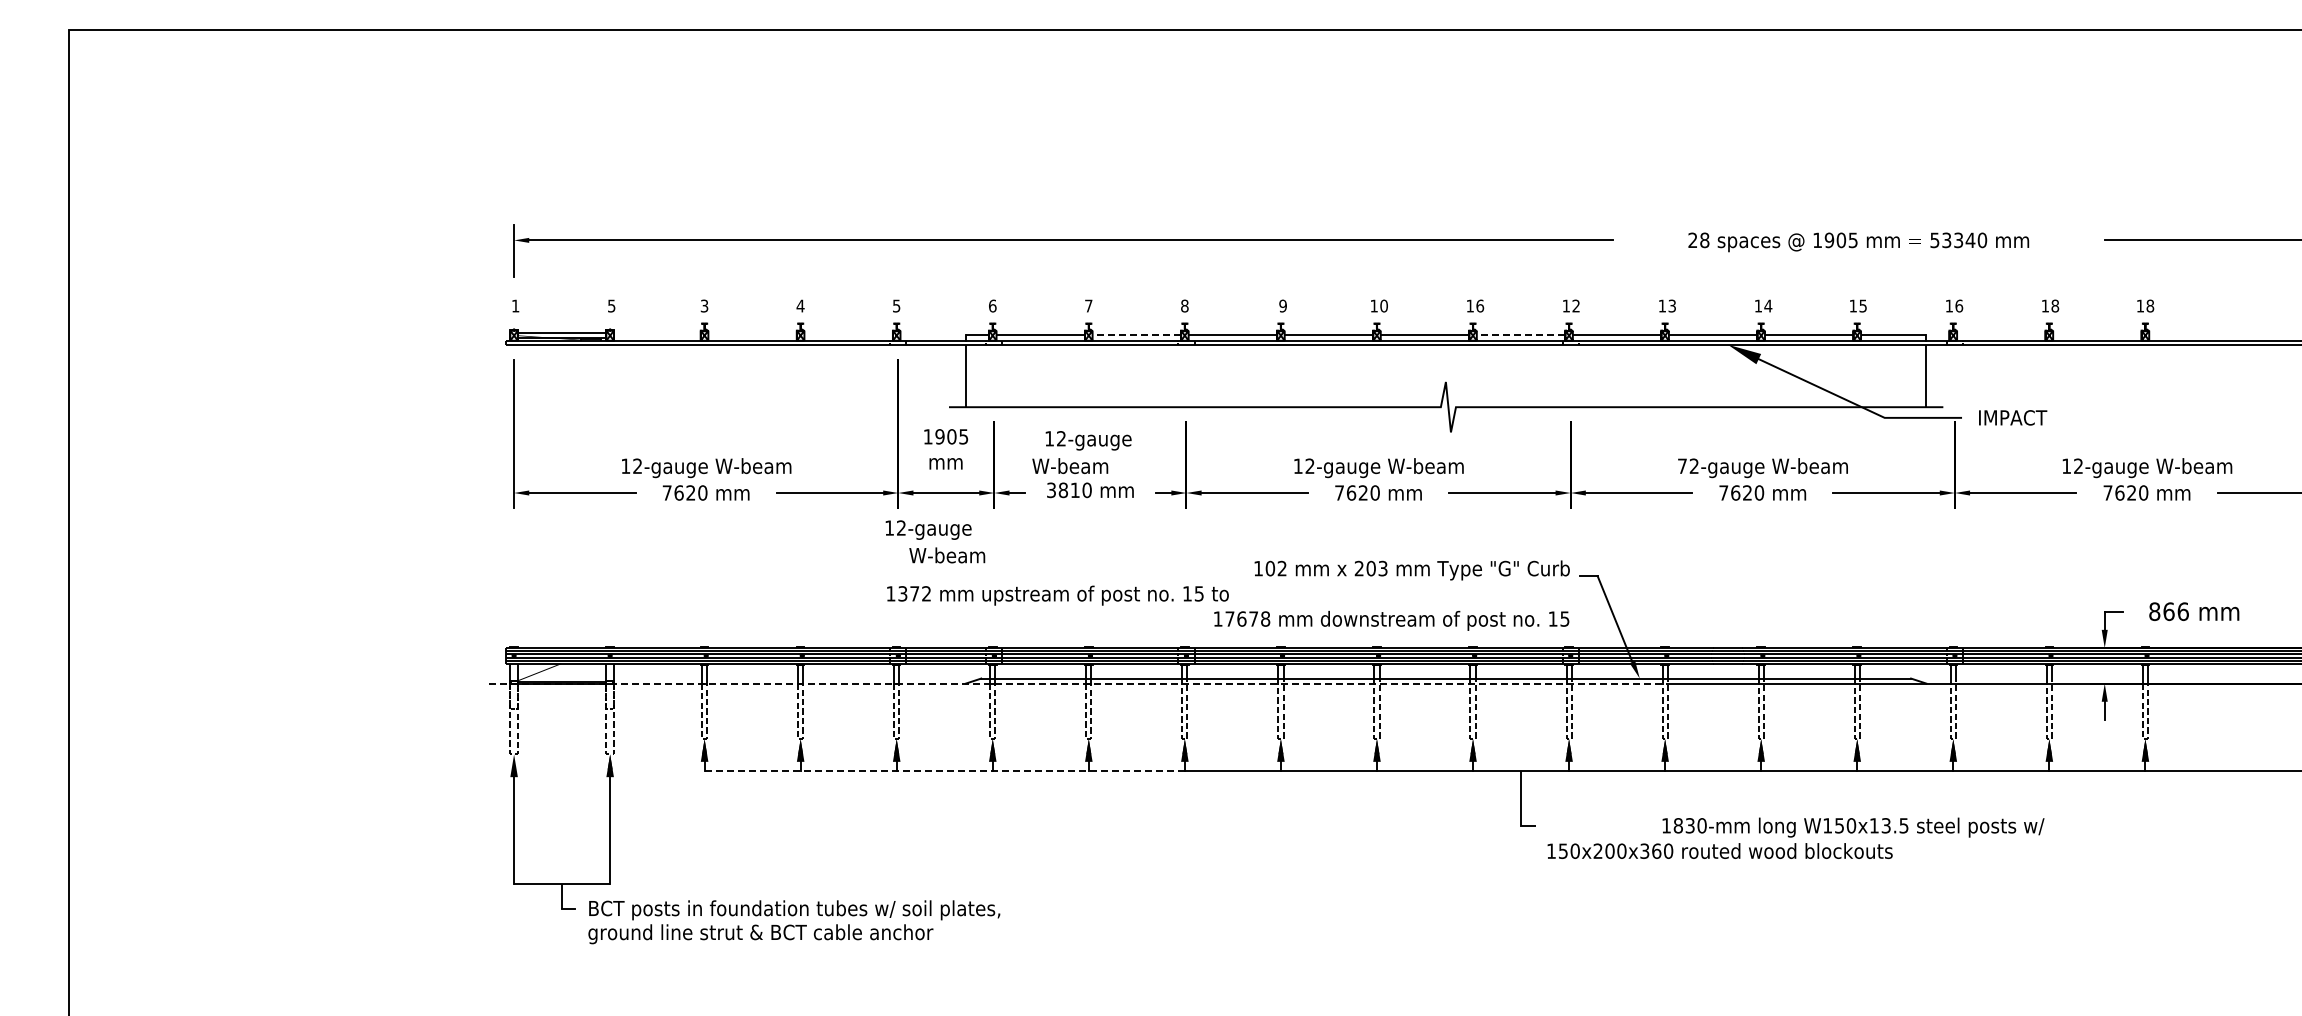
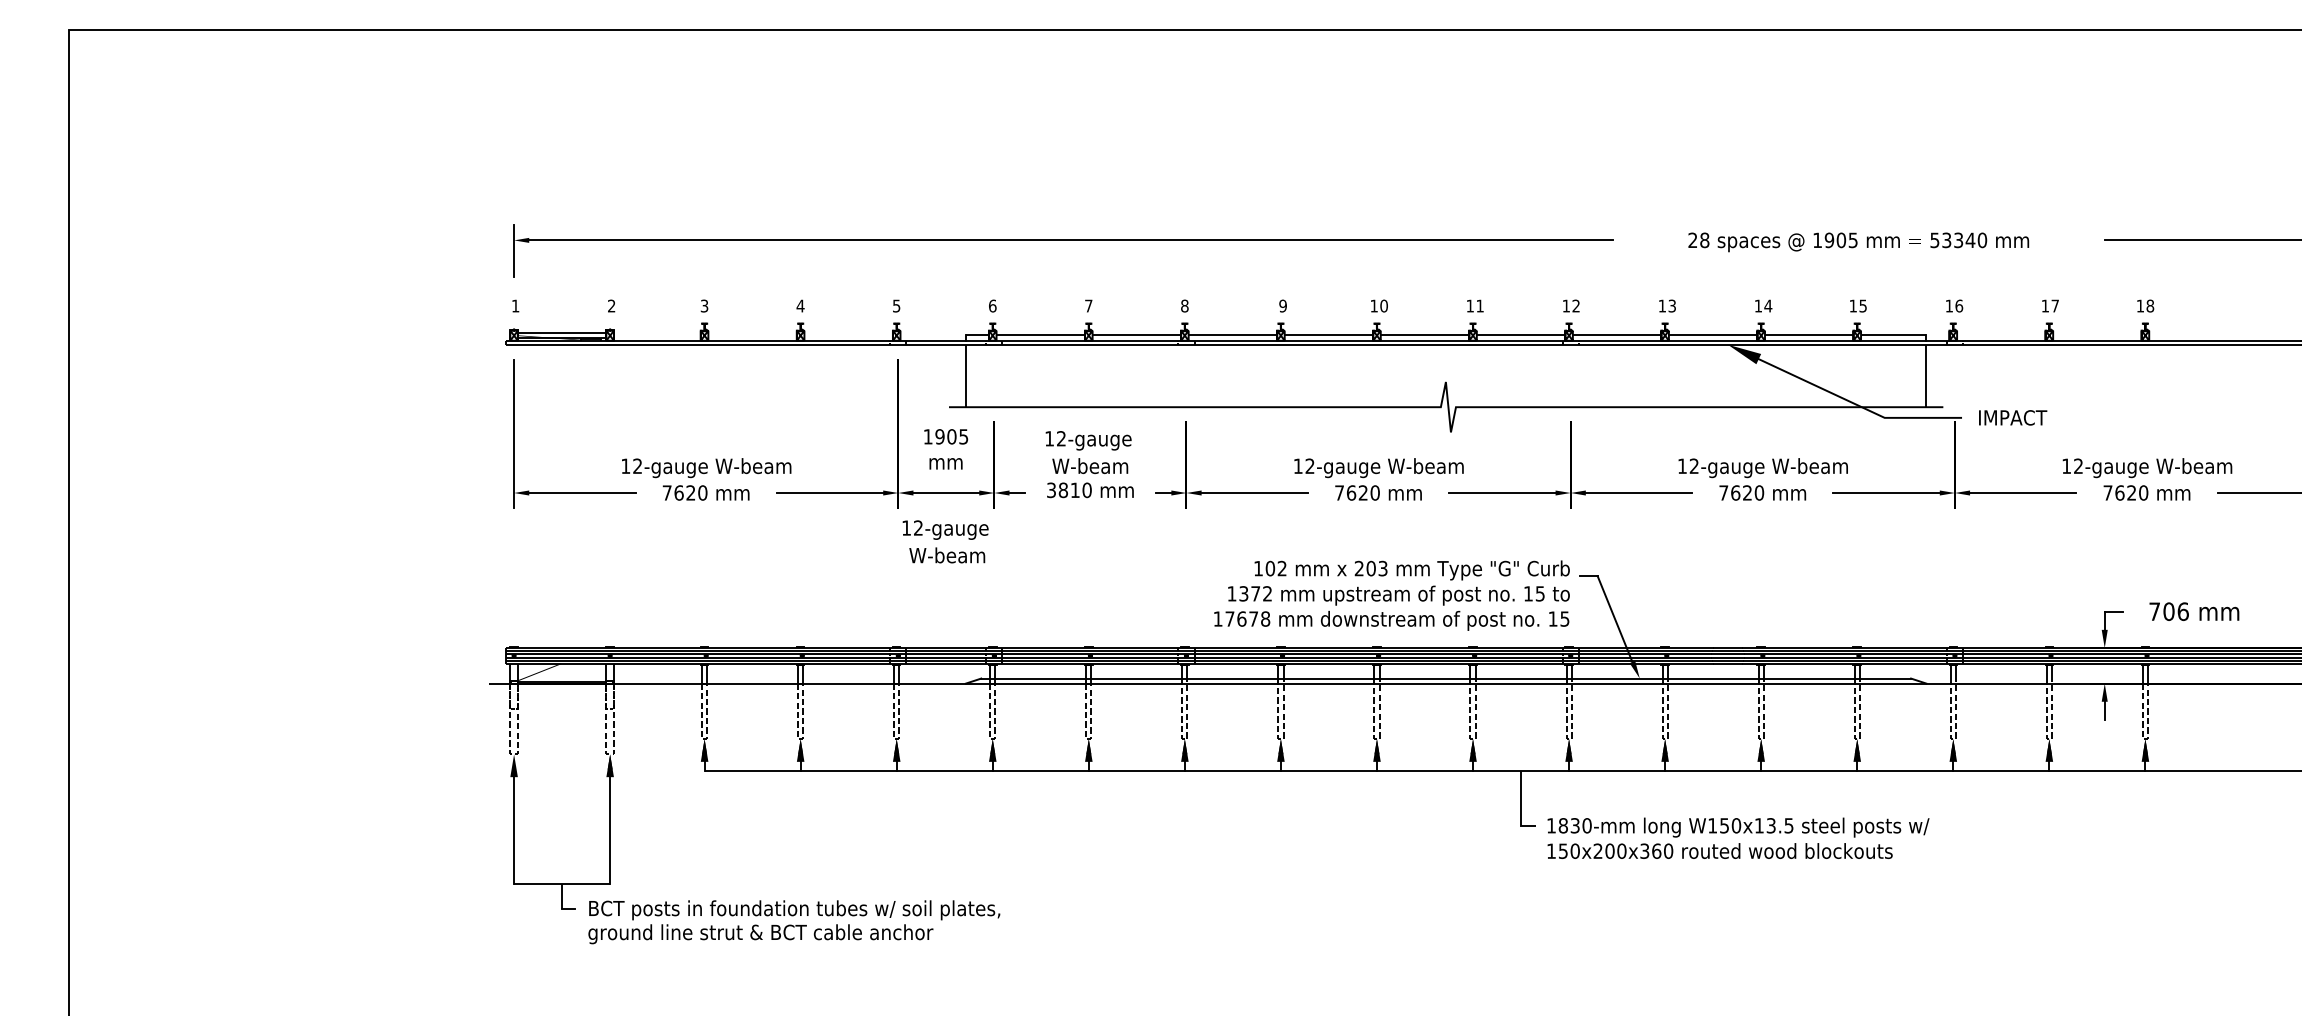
text: 5 -> 2 (611, 305)
text: 16 -> 11 (1480, 305)
text: 18 -> 17 (2055, 305)
line: dashed -> solid (1136, 334)
line: dashed -> solid (1520, 334)
text: 72-gauge -> 12-gauge (1682, 465)
text position: (1070, 466) -> (1090, 466) (1090, 466)
text position: (928, 529) -> (945, 529) (945, 529)
text position: (1057, 595) -> (1398, 595) (1398, 595)
text: 866 -> 706 (2161, 611)
line: dashed -> solid (1078, 683)
line: dashed -> solid (945, 770)
text position: (1853, 827) -> (1738, 827) (1738, 827)
